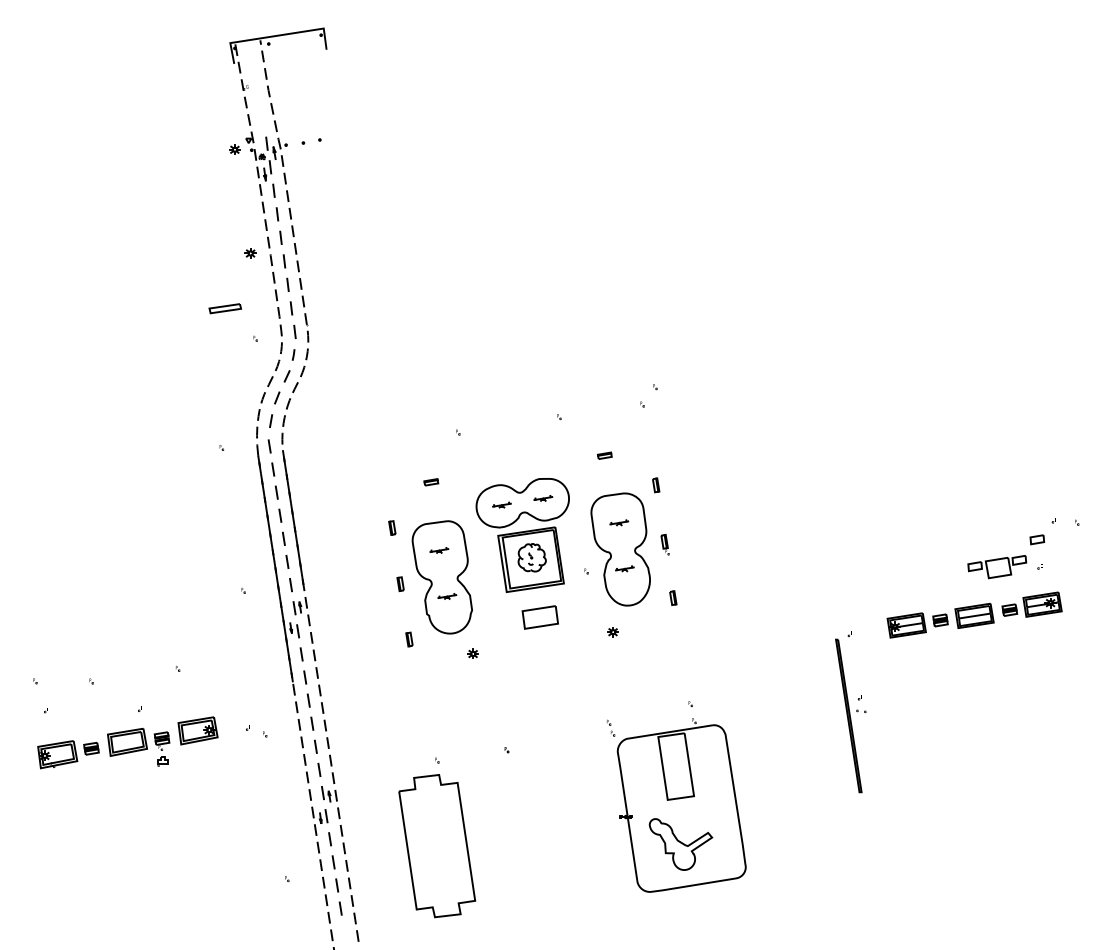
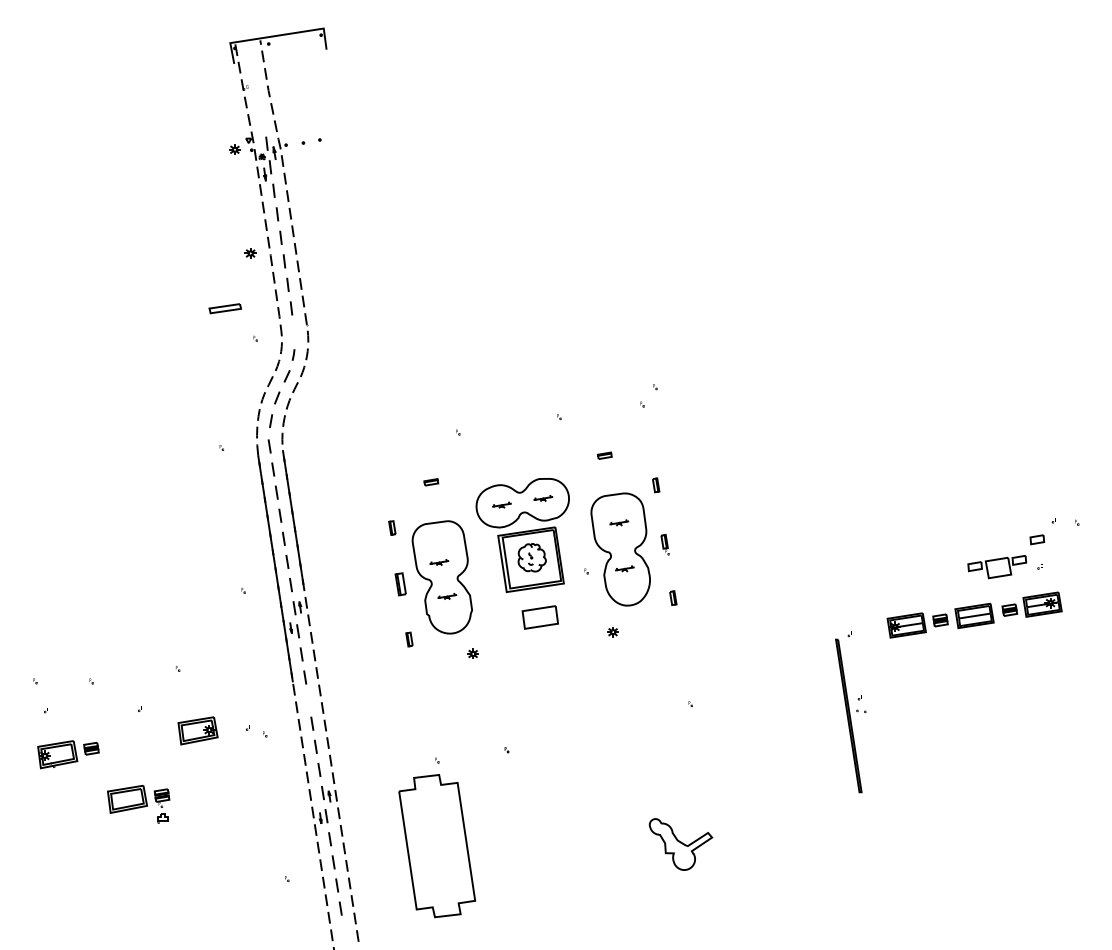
line: present -> none (294, 331)
part position: (439, 550) -> (439, 562) (439, 562)
part size: 9x16 px -> 13x25 px (400, 584)
line: present -> none (308, 700)
part position: (138, 747) -> (138, 804) (138, 804)
part: present -> none (676, 805)
